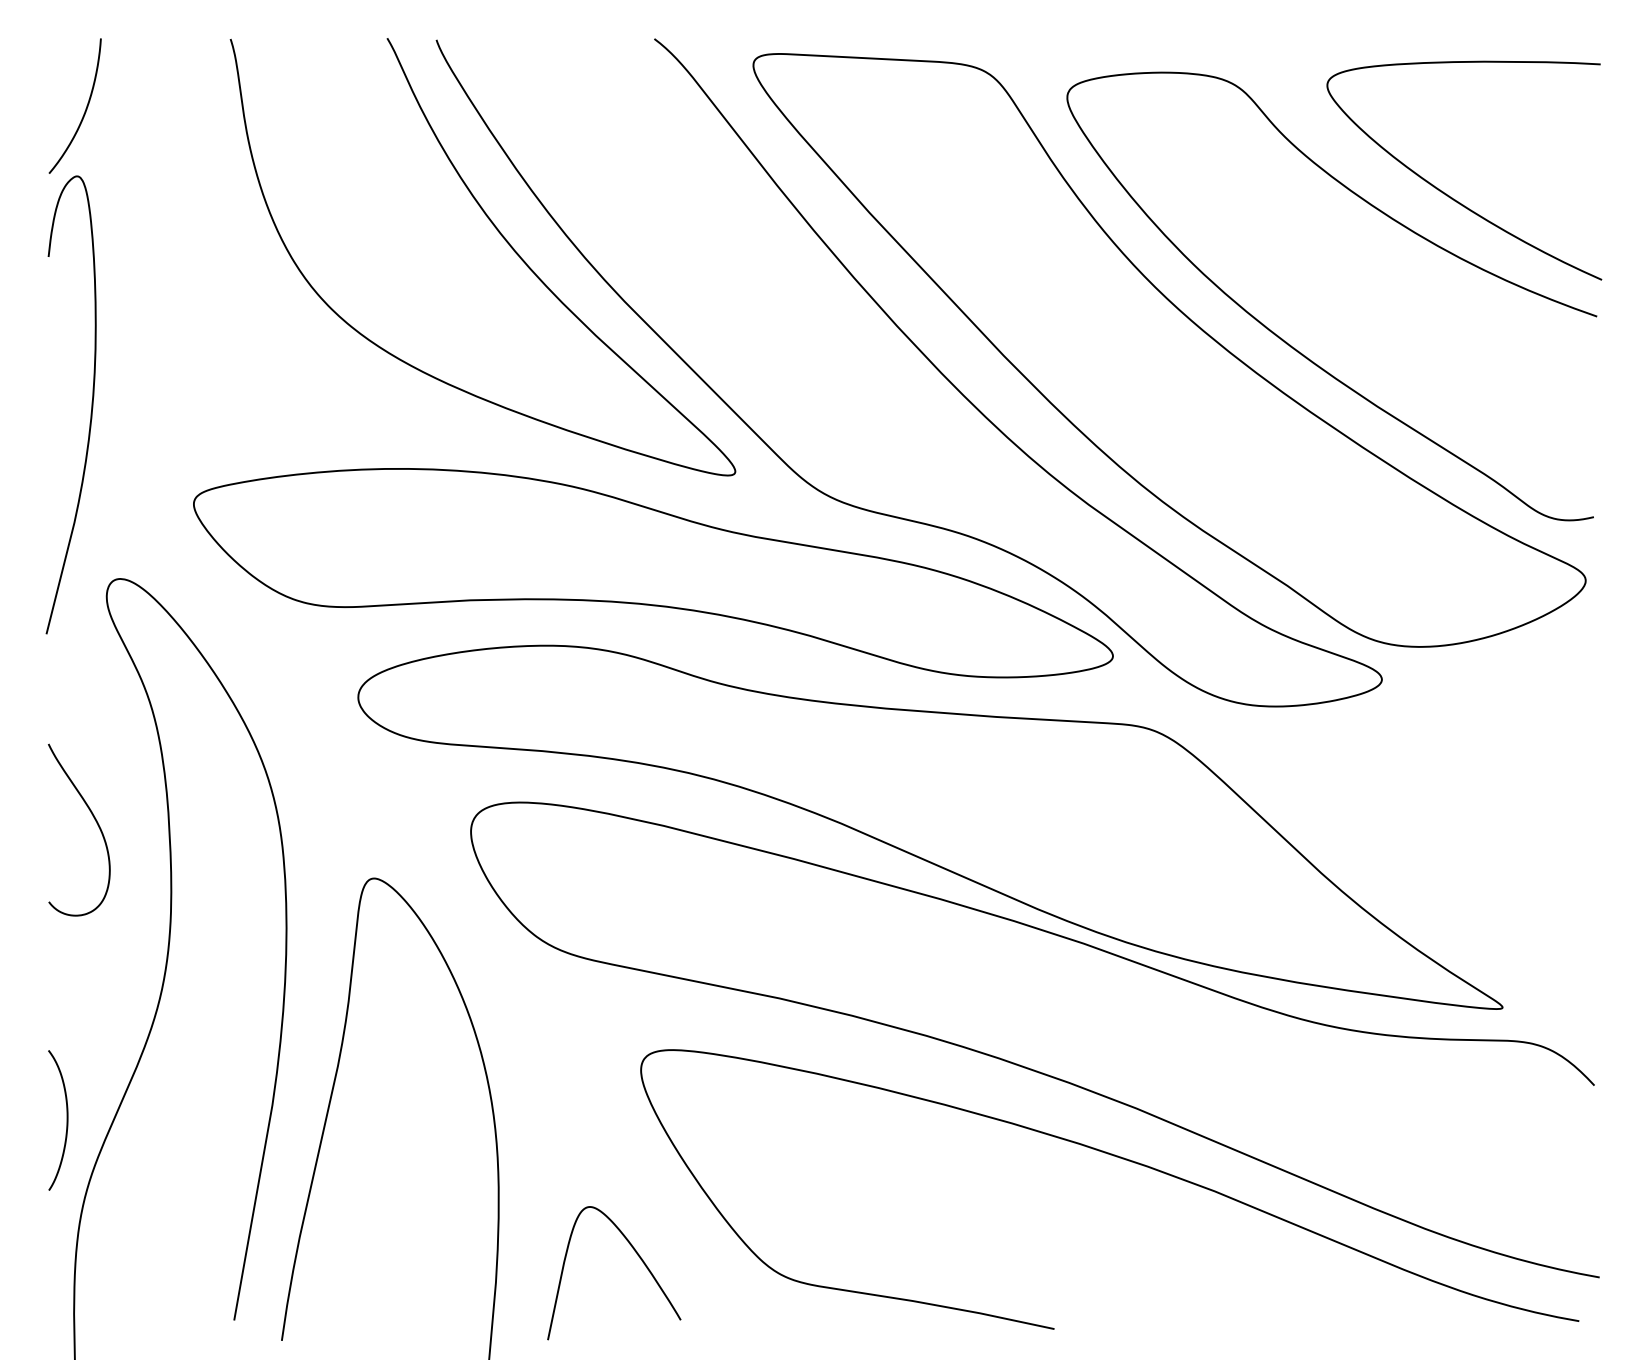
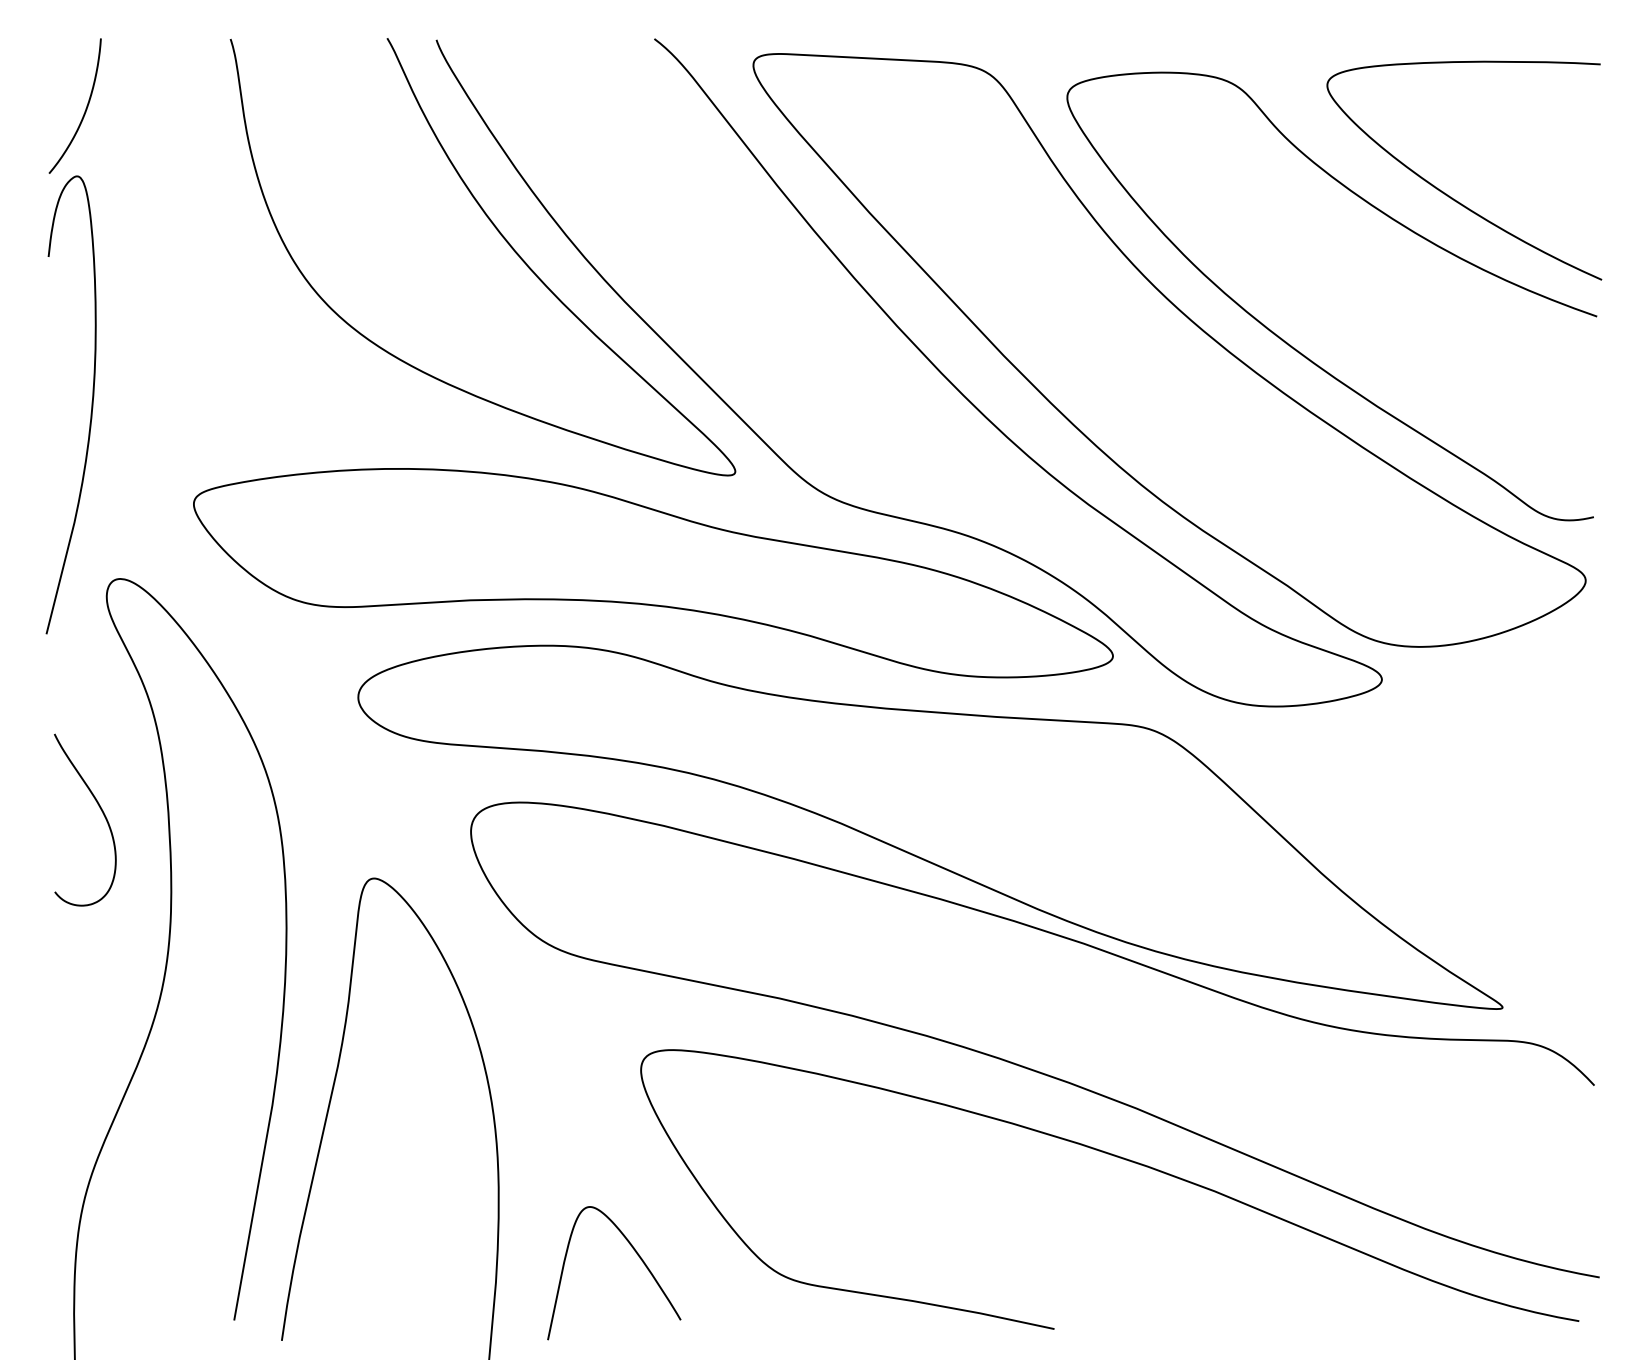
curve position: (95, 821) -> (101, 811) (101, 811)
curve: present -> none (66, 1120)
